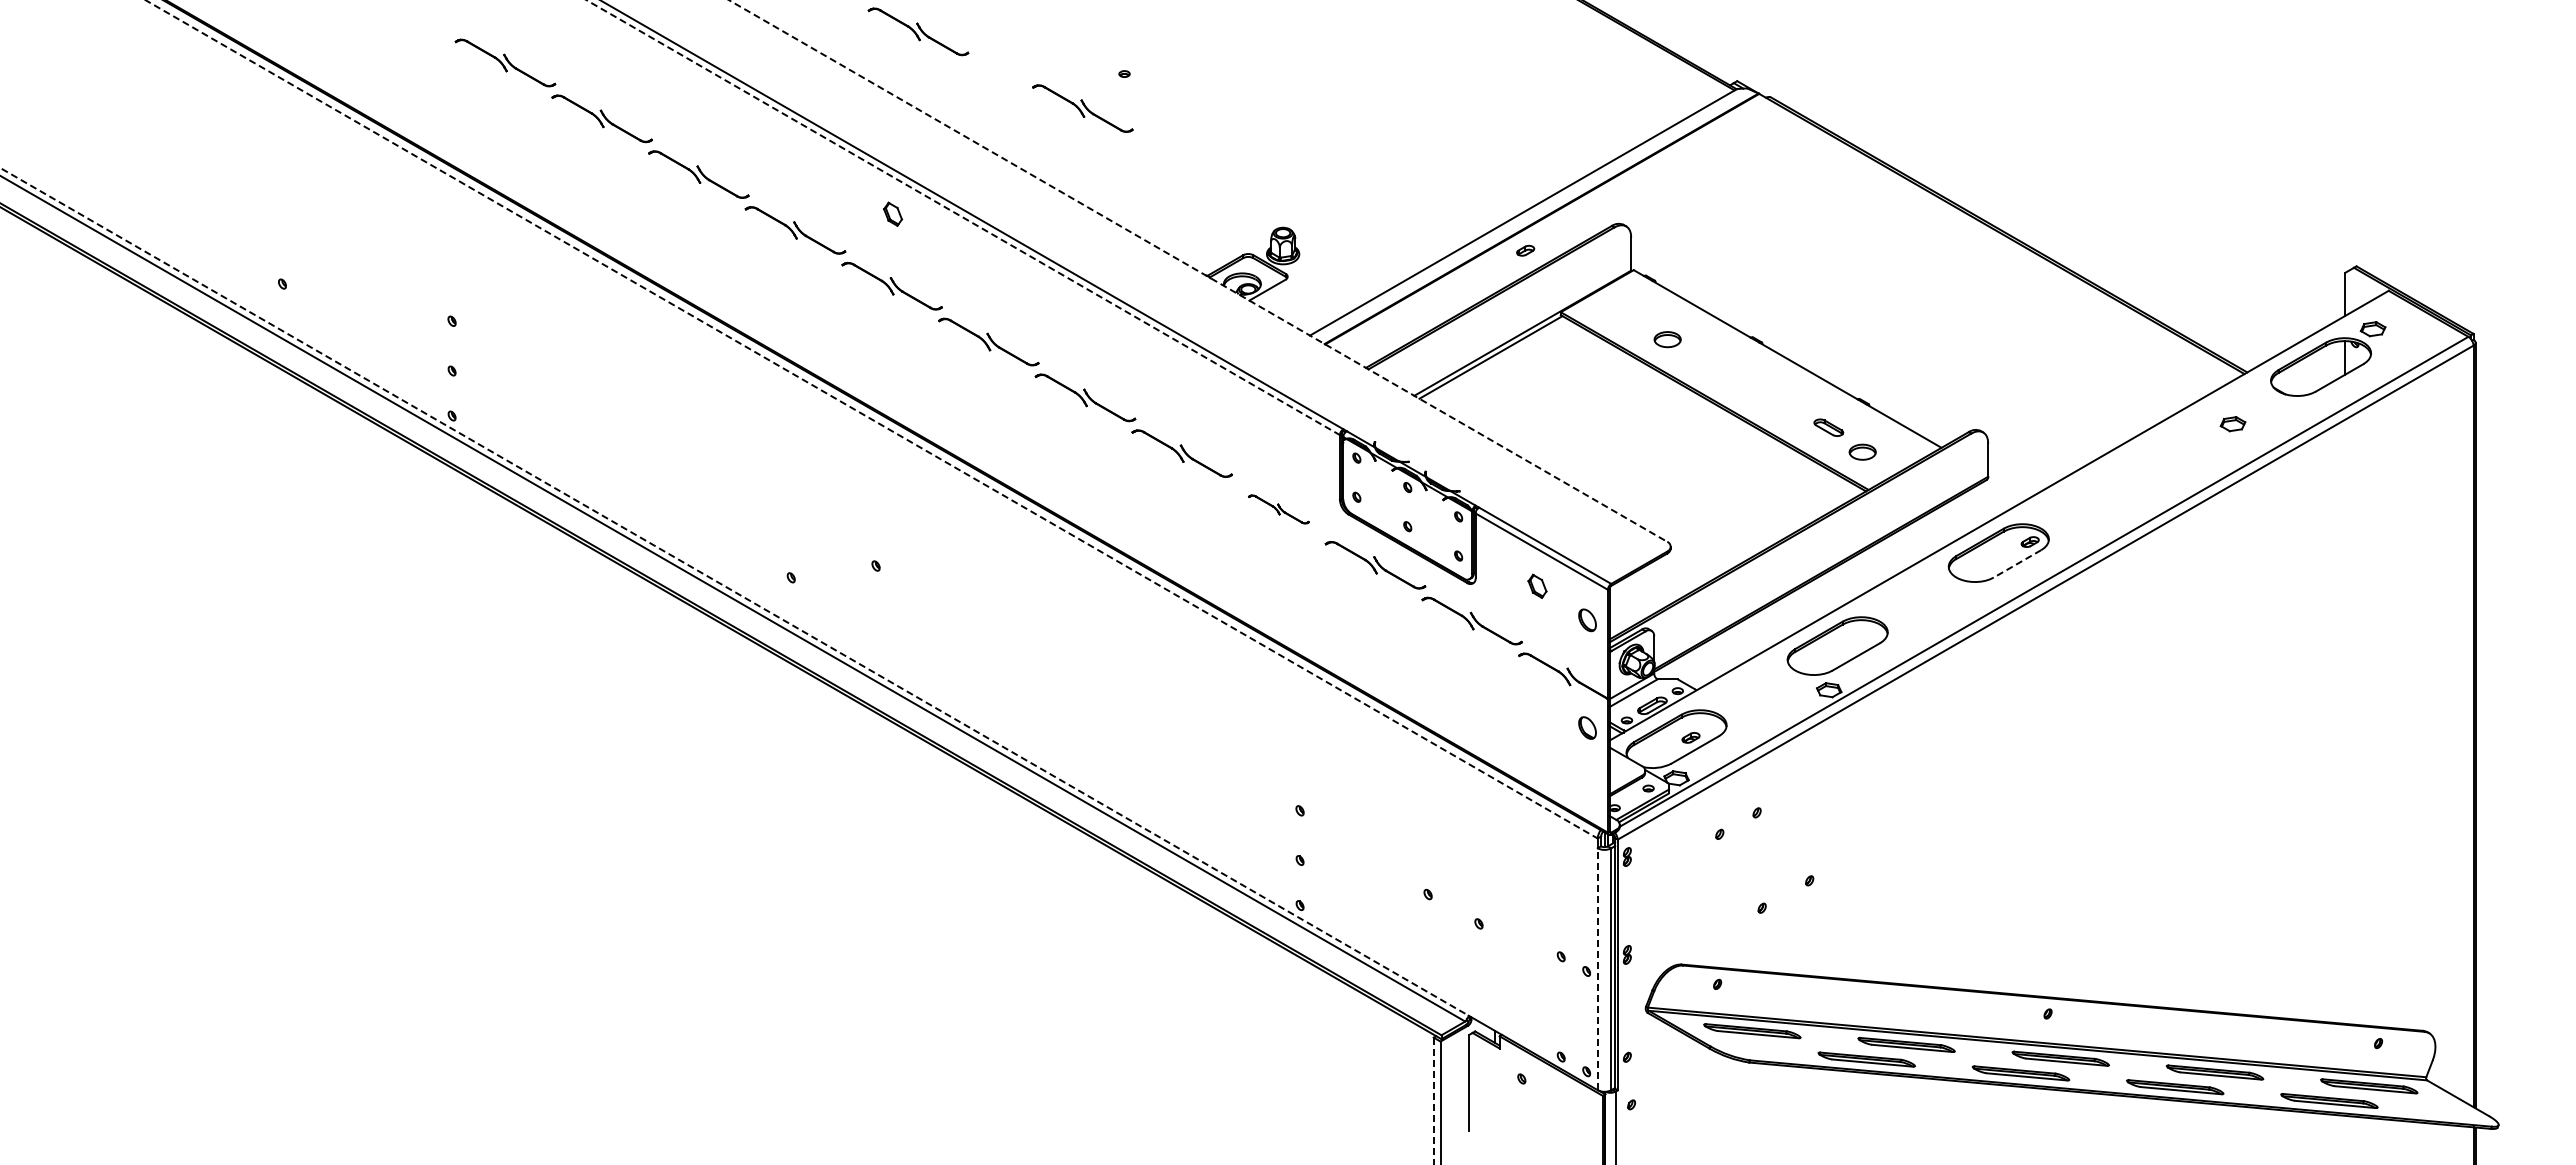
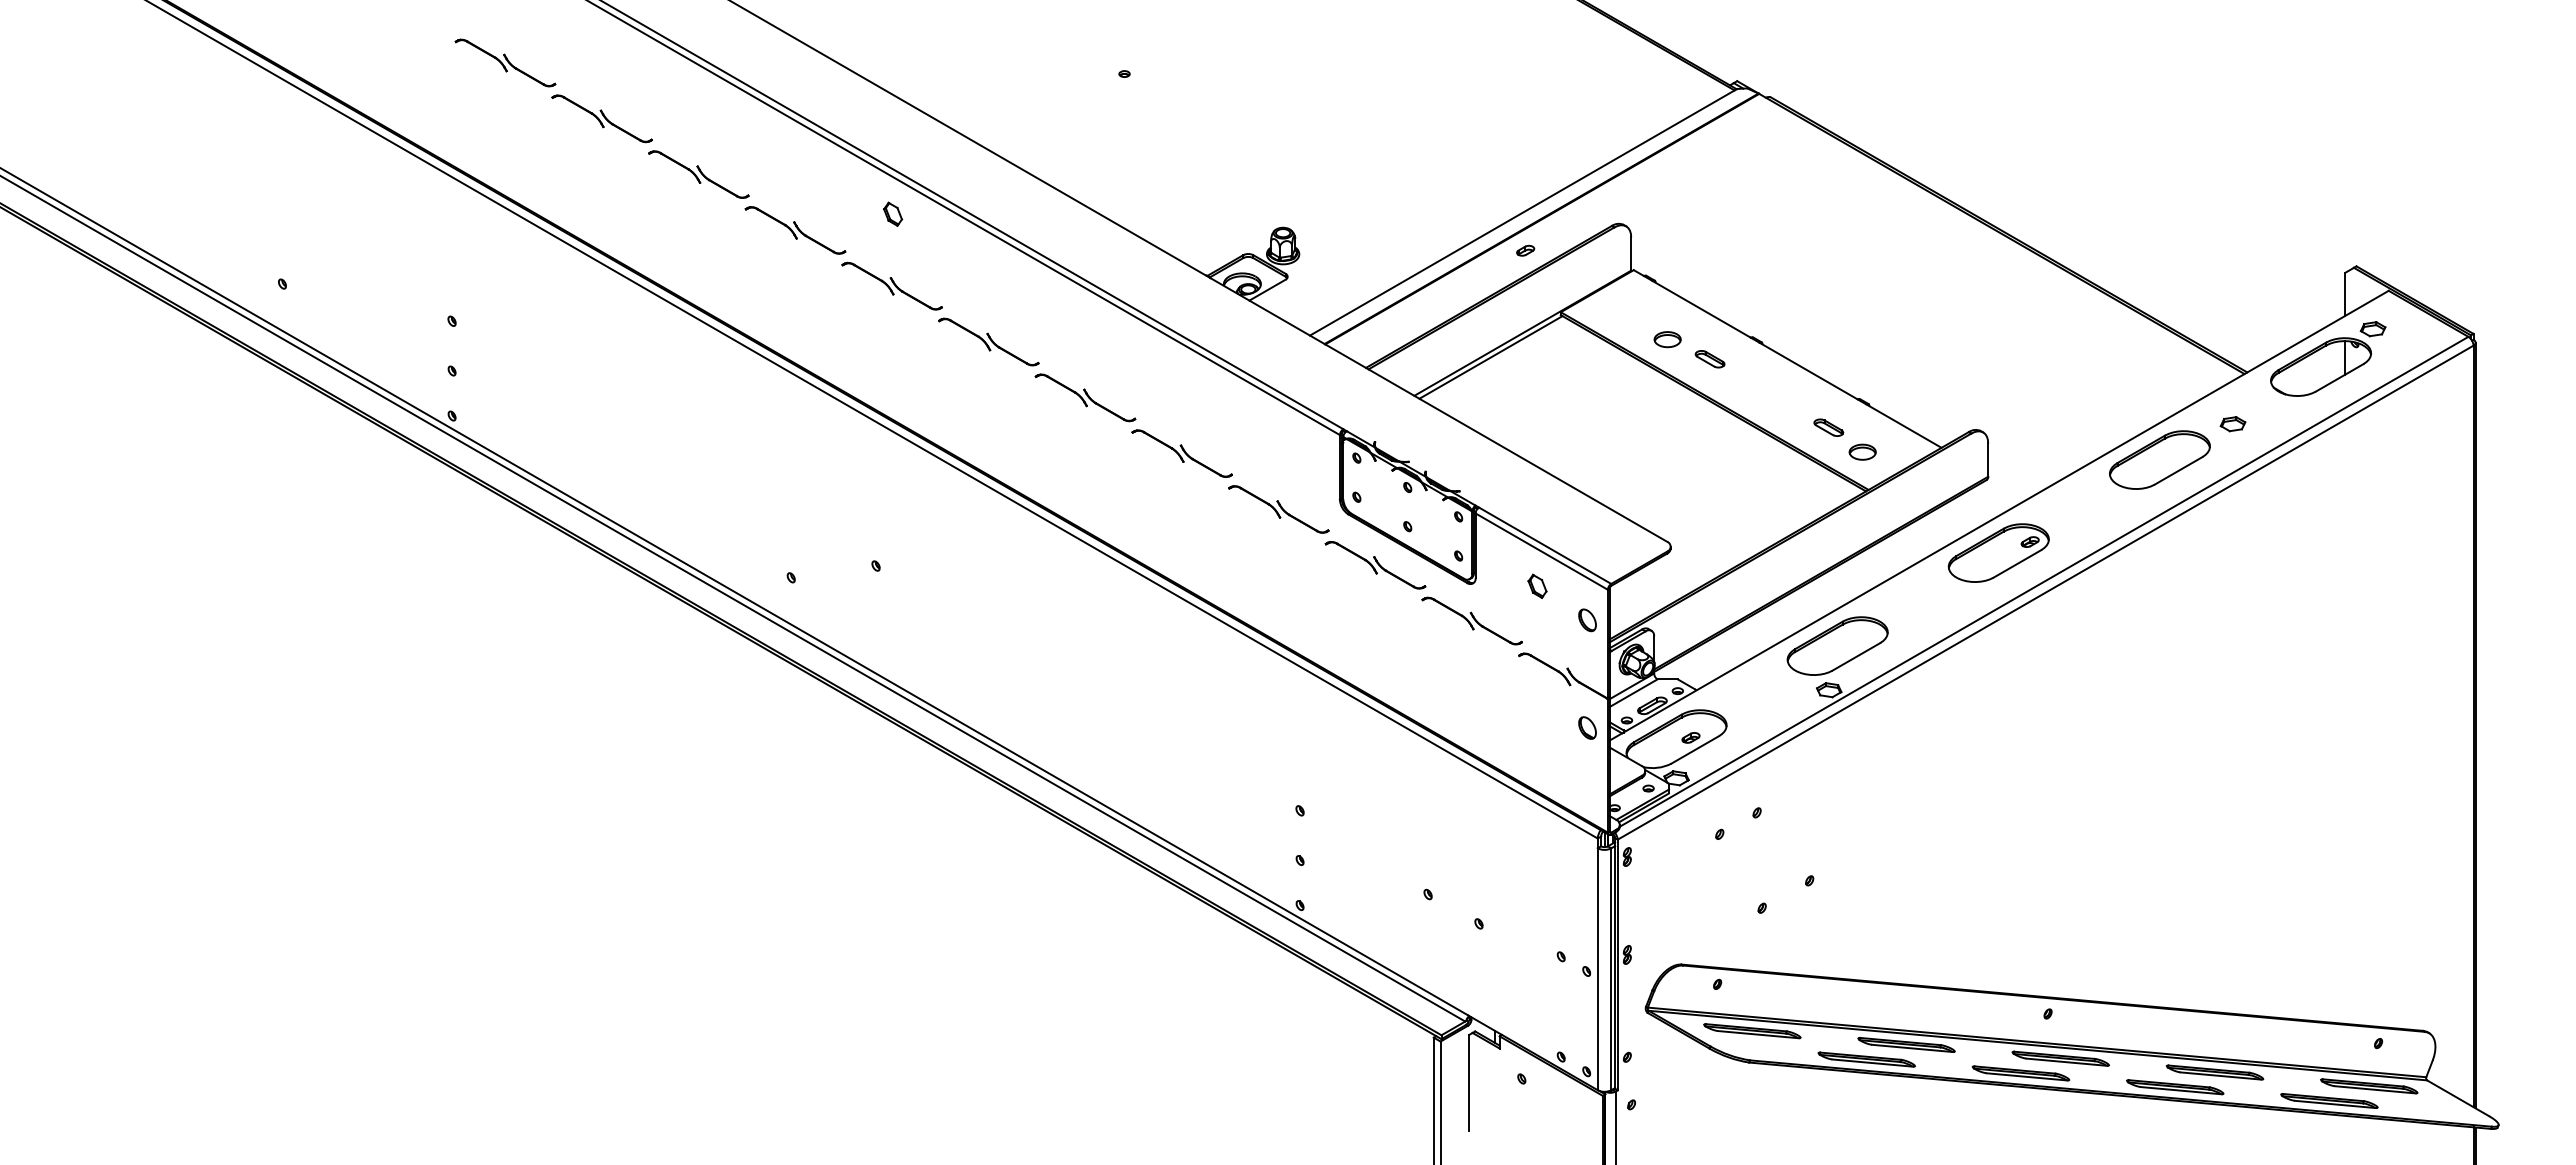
part: present -> none (918, 31)
part: present -> none (1082, 108)
line: dashed -> solid (963, 217)
line: dashed -> solid (1198, 271)
part: none -> present (1709, 359)
line: dashed -> solid (872, 419)
part: none -> present (2159, 459)
part size: 62x31 px -> 102x49 px (1278, 509)
line: dashed -> solid (2017, 564)
line: dashed -> solid (735, 592)
line: dashed -> solid (1597, 969)
line: dashed -> solid (1433, 1101)
